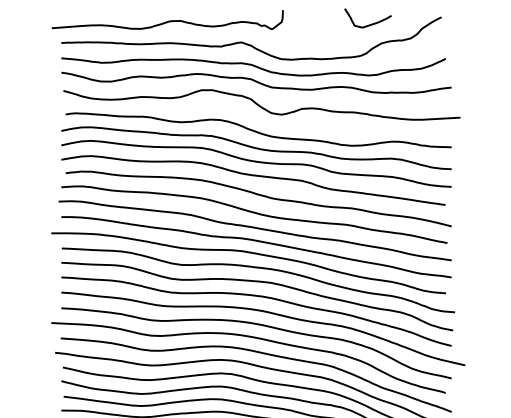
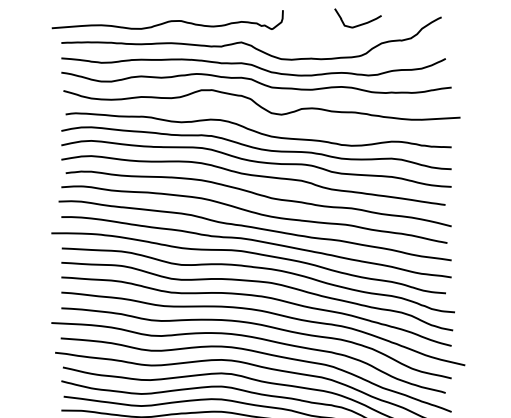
curve position: (368, 24) -> (358, 24) (358, 24)
